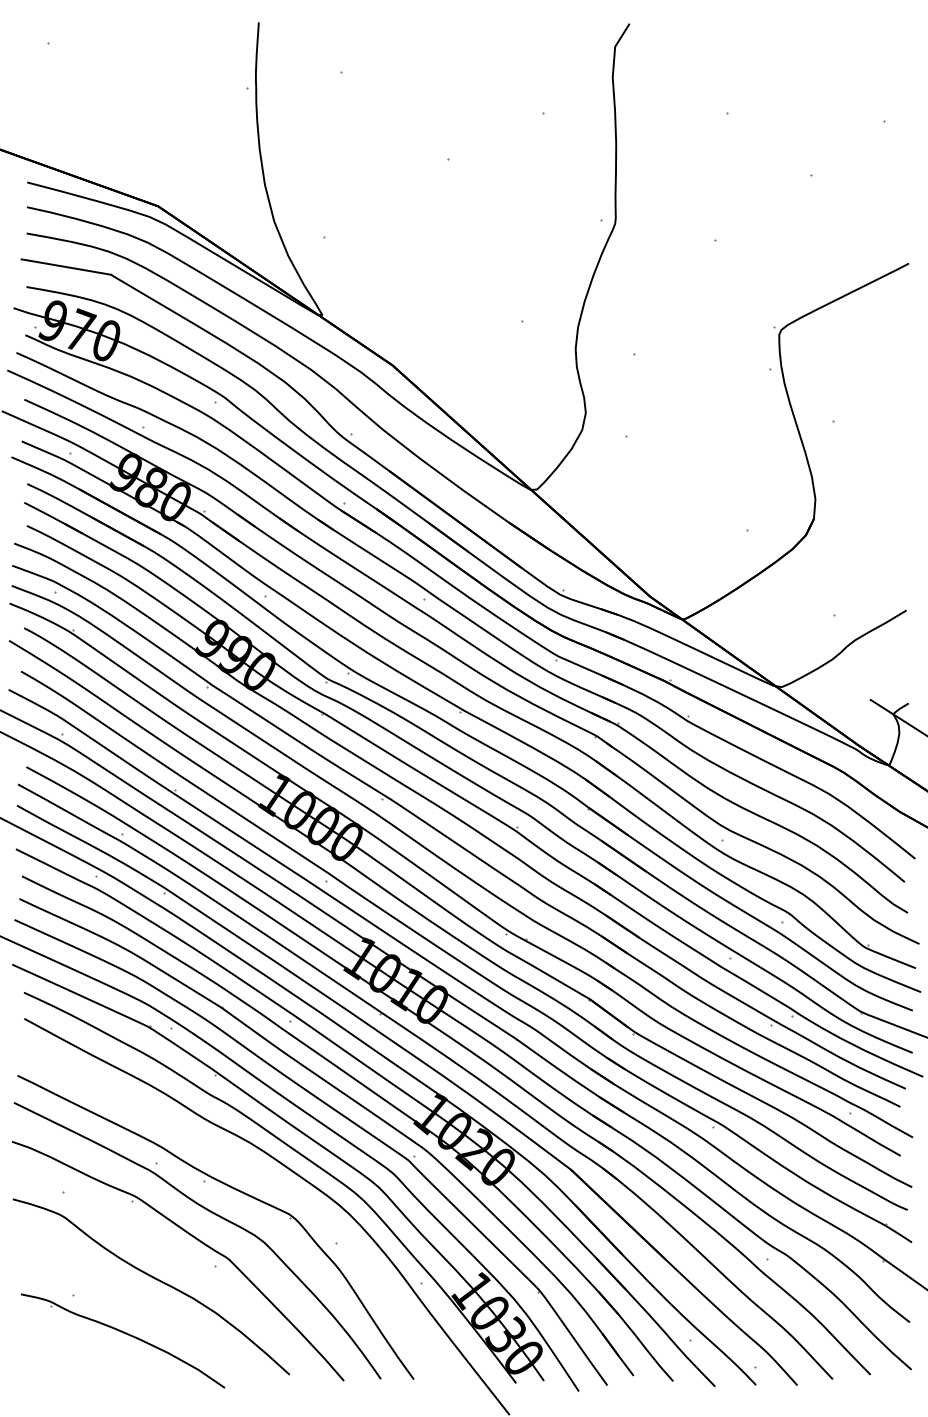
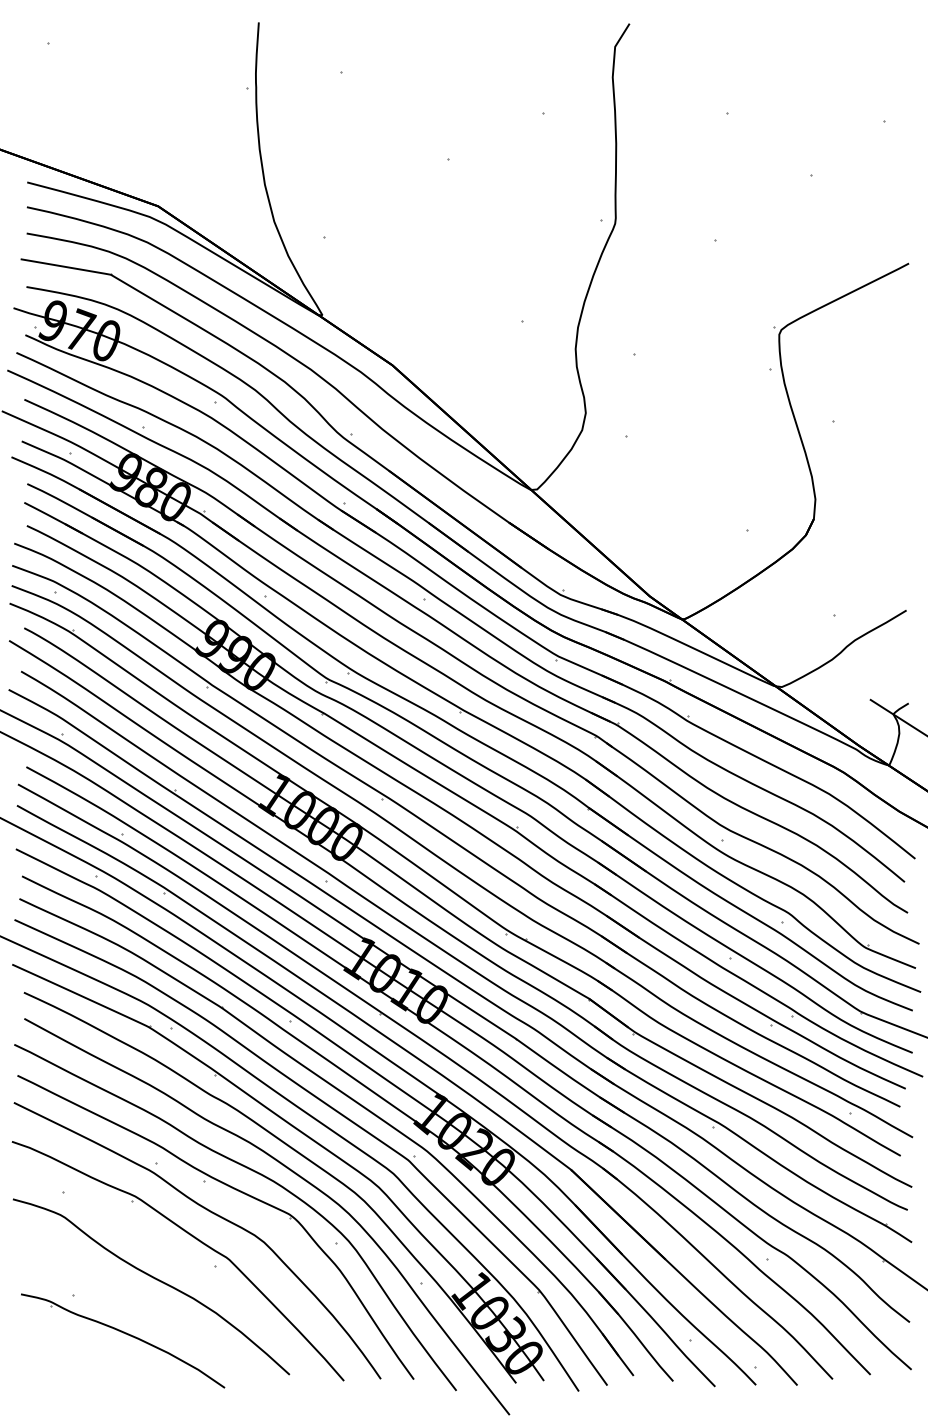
curve: none -> present (256, 1173)
